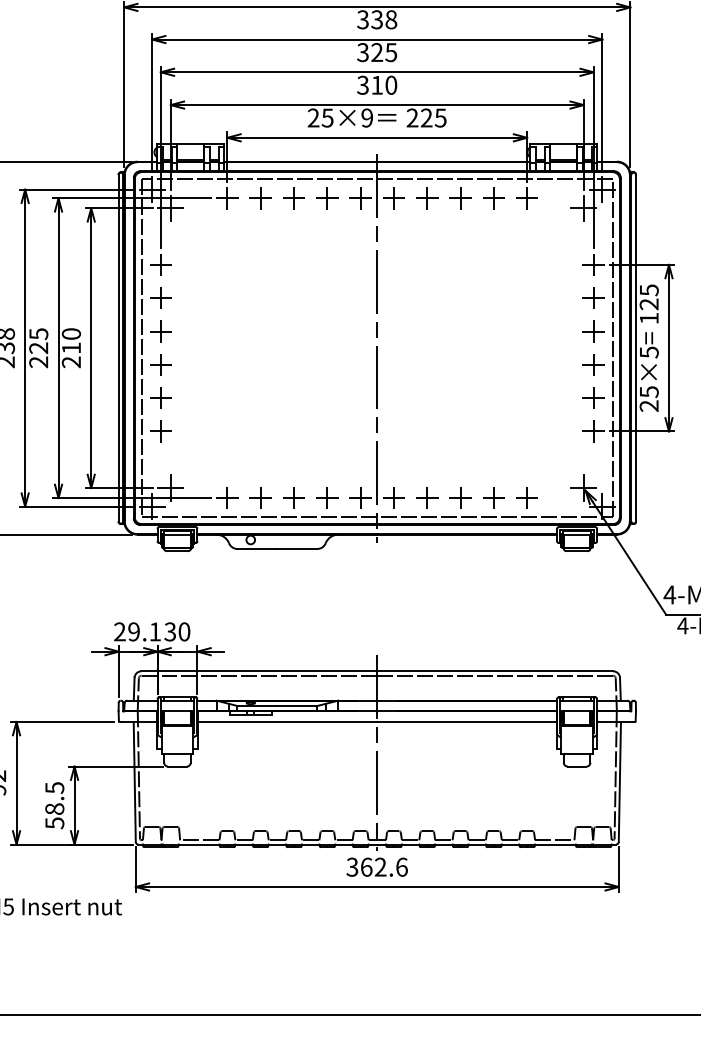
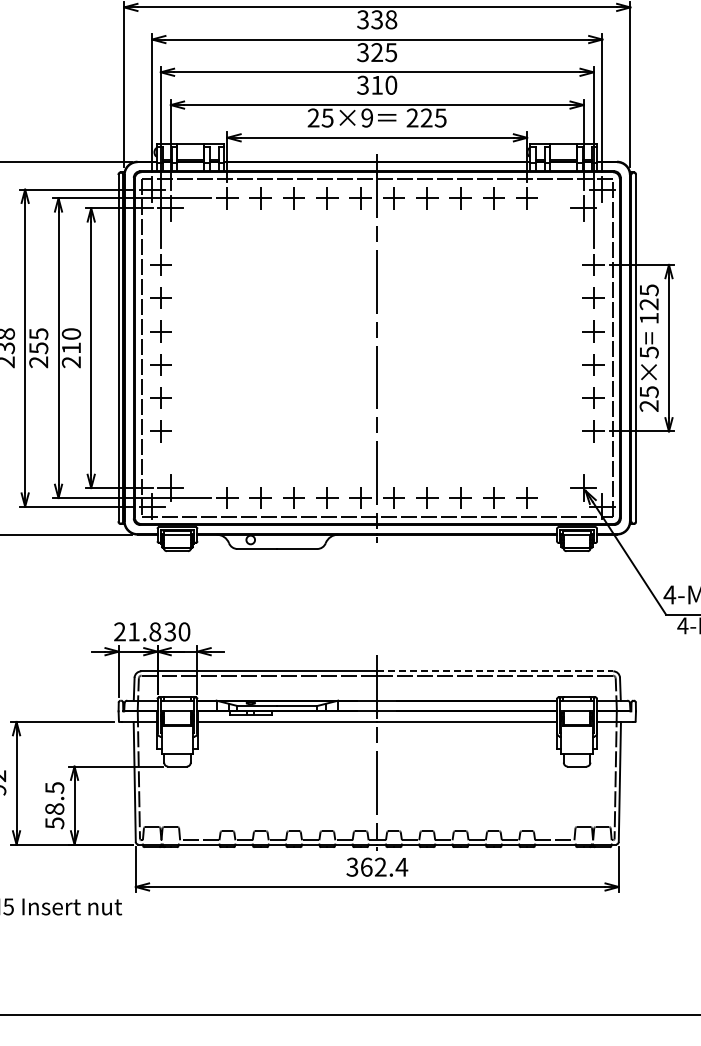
text: 225 -> 255 (38, 348)
text: 29.1 -> 21.8 (144, 631)
line: solid -> dashed (495, 671)
text: 362.6 -> 362.4 (401, 866)
